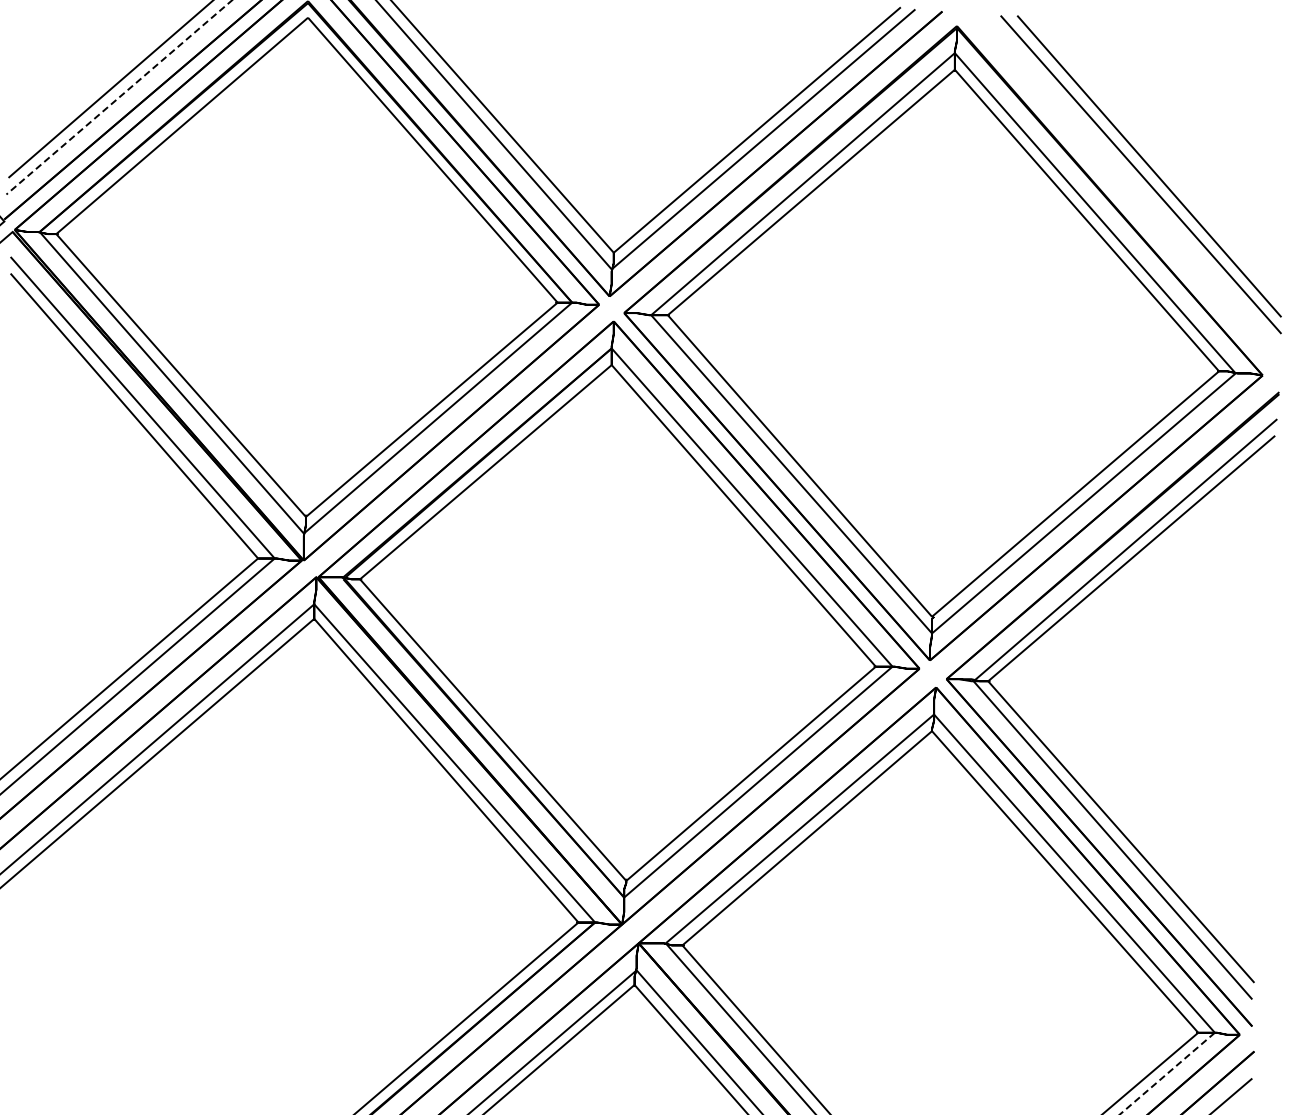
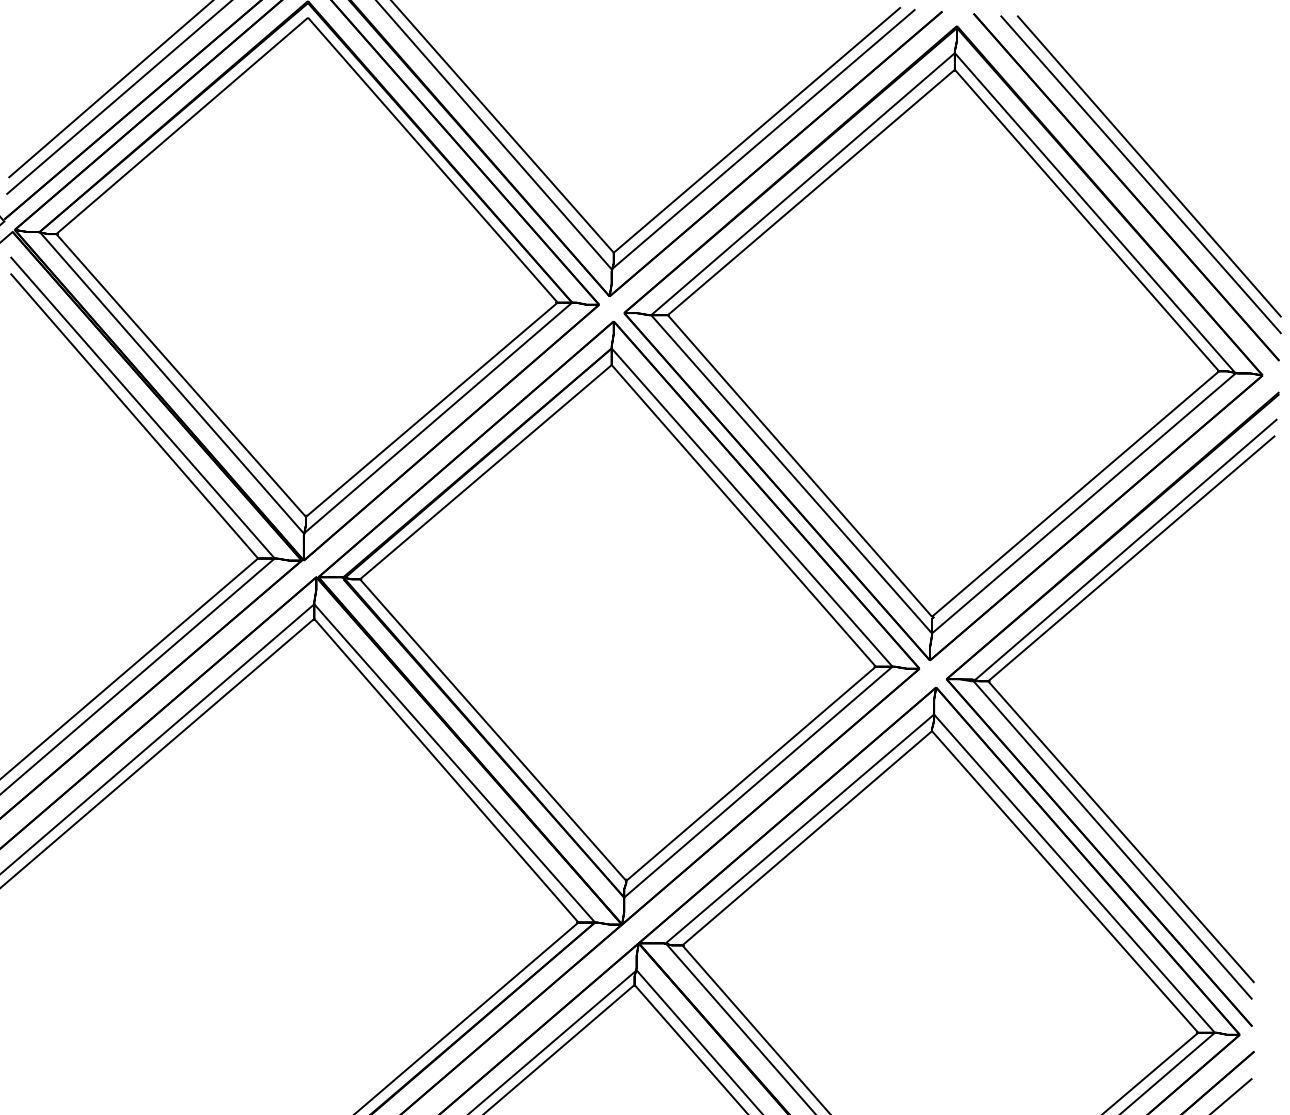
line: dashed -> solid (119, 97)
line: none -> present (1126, 187)
line: dashed -> solid (1167, 1073)
